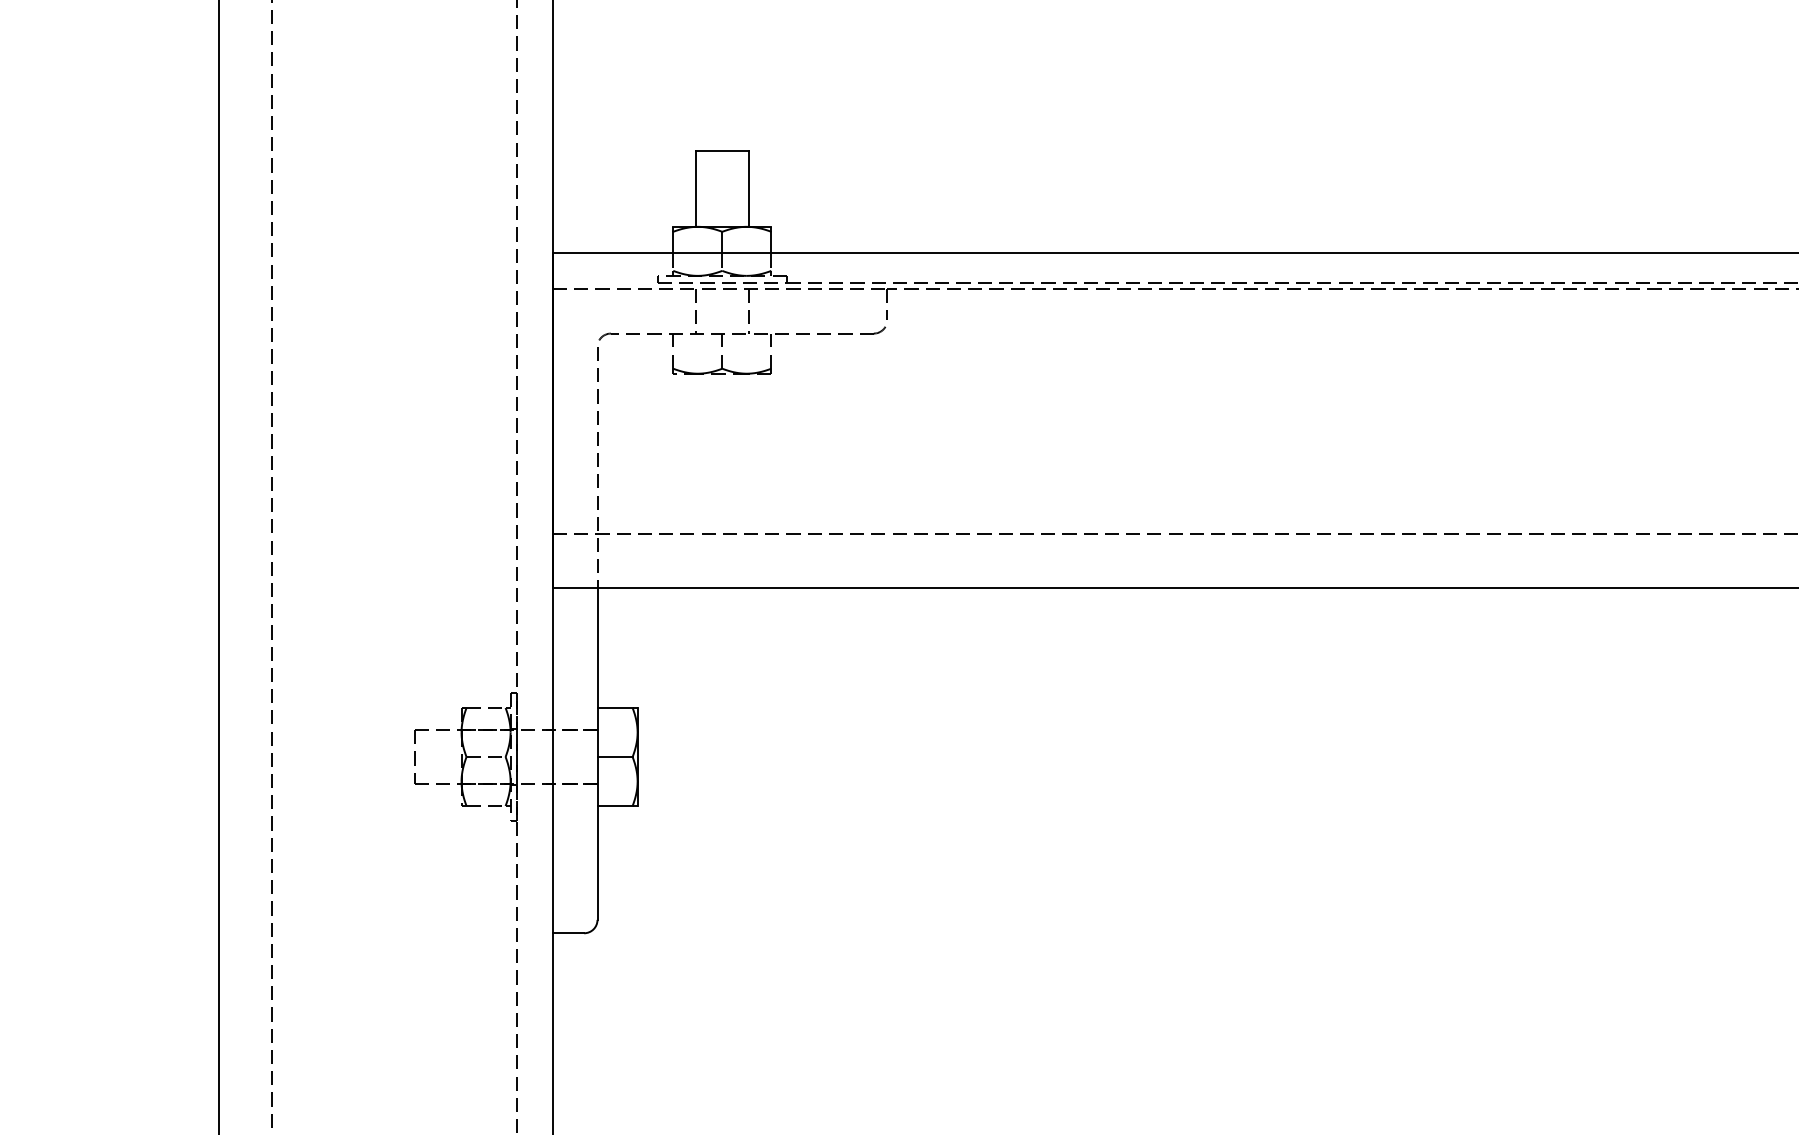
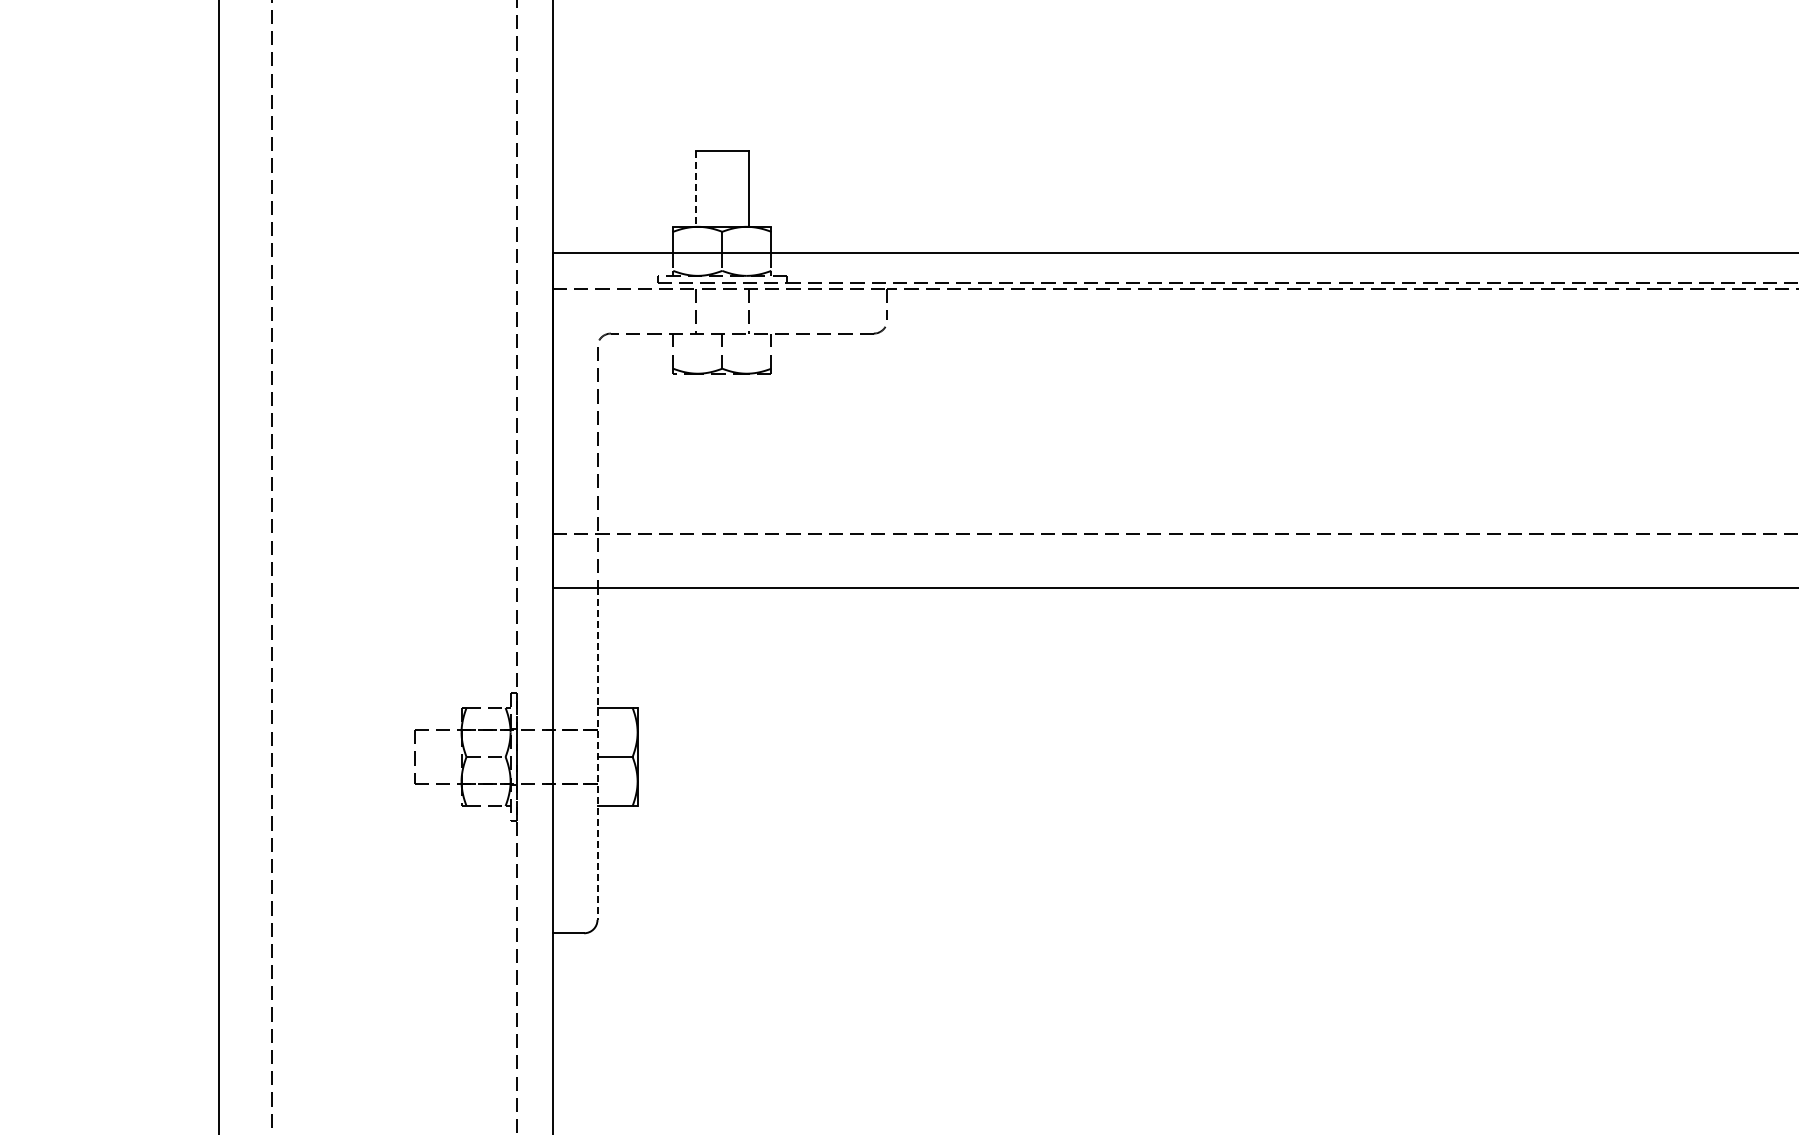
line: solid -> dashed (695, 188)
line: solid -> dashed (597, 754)
